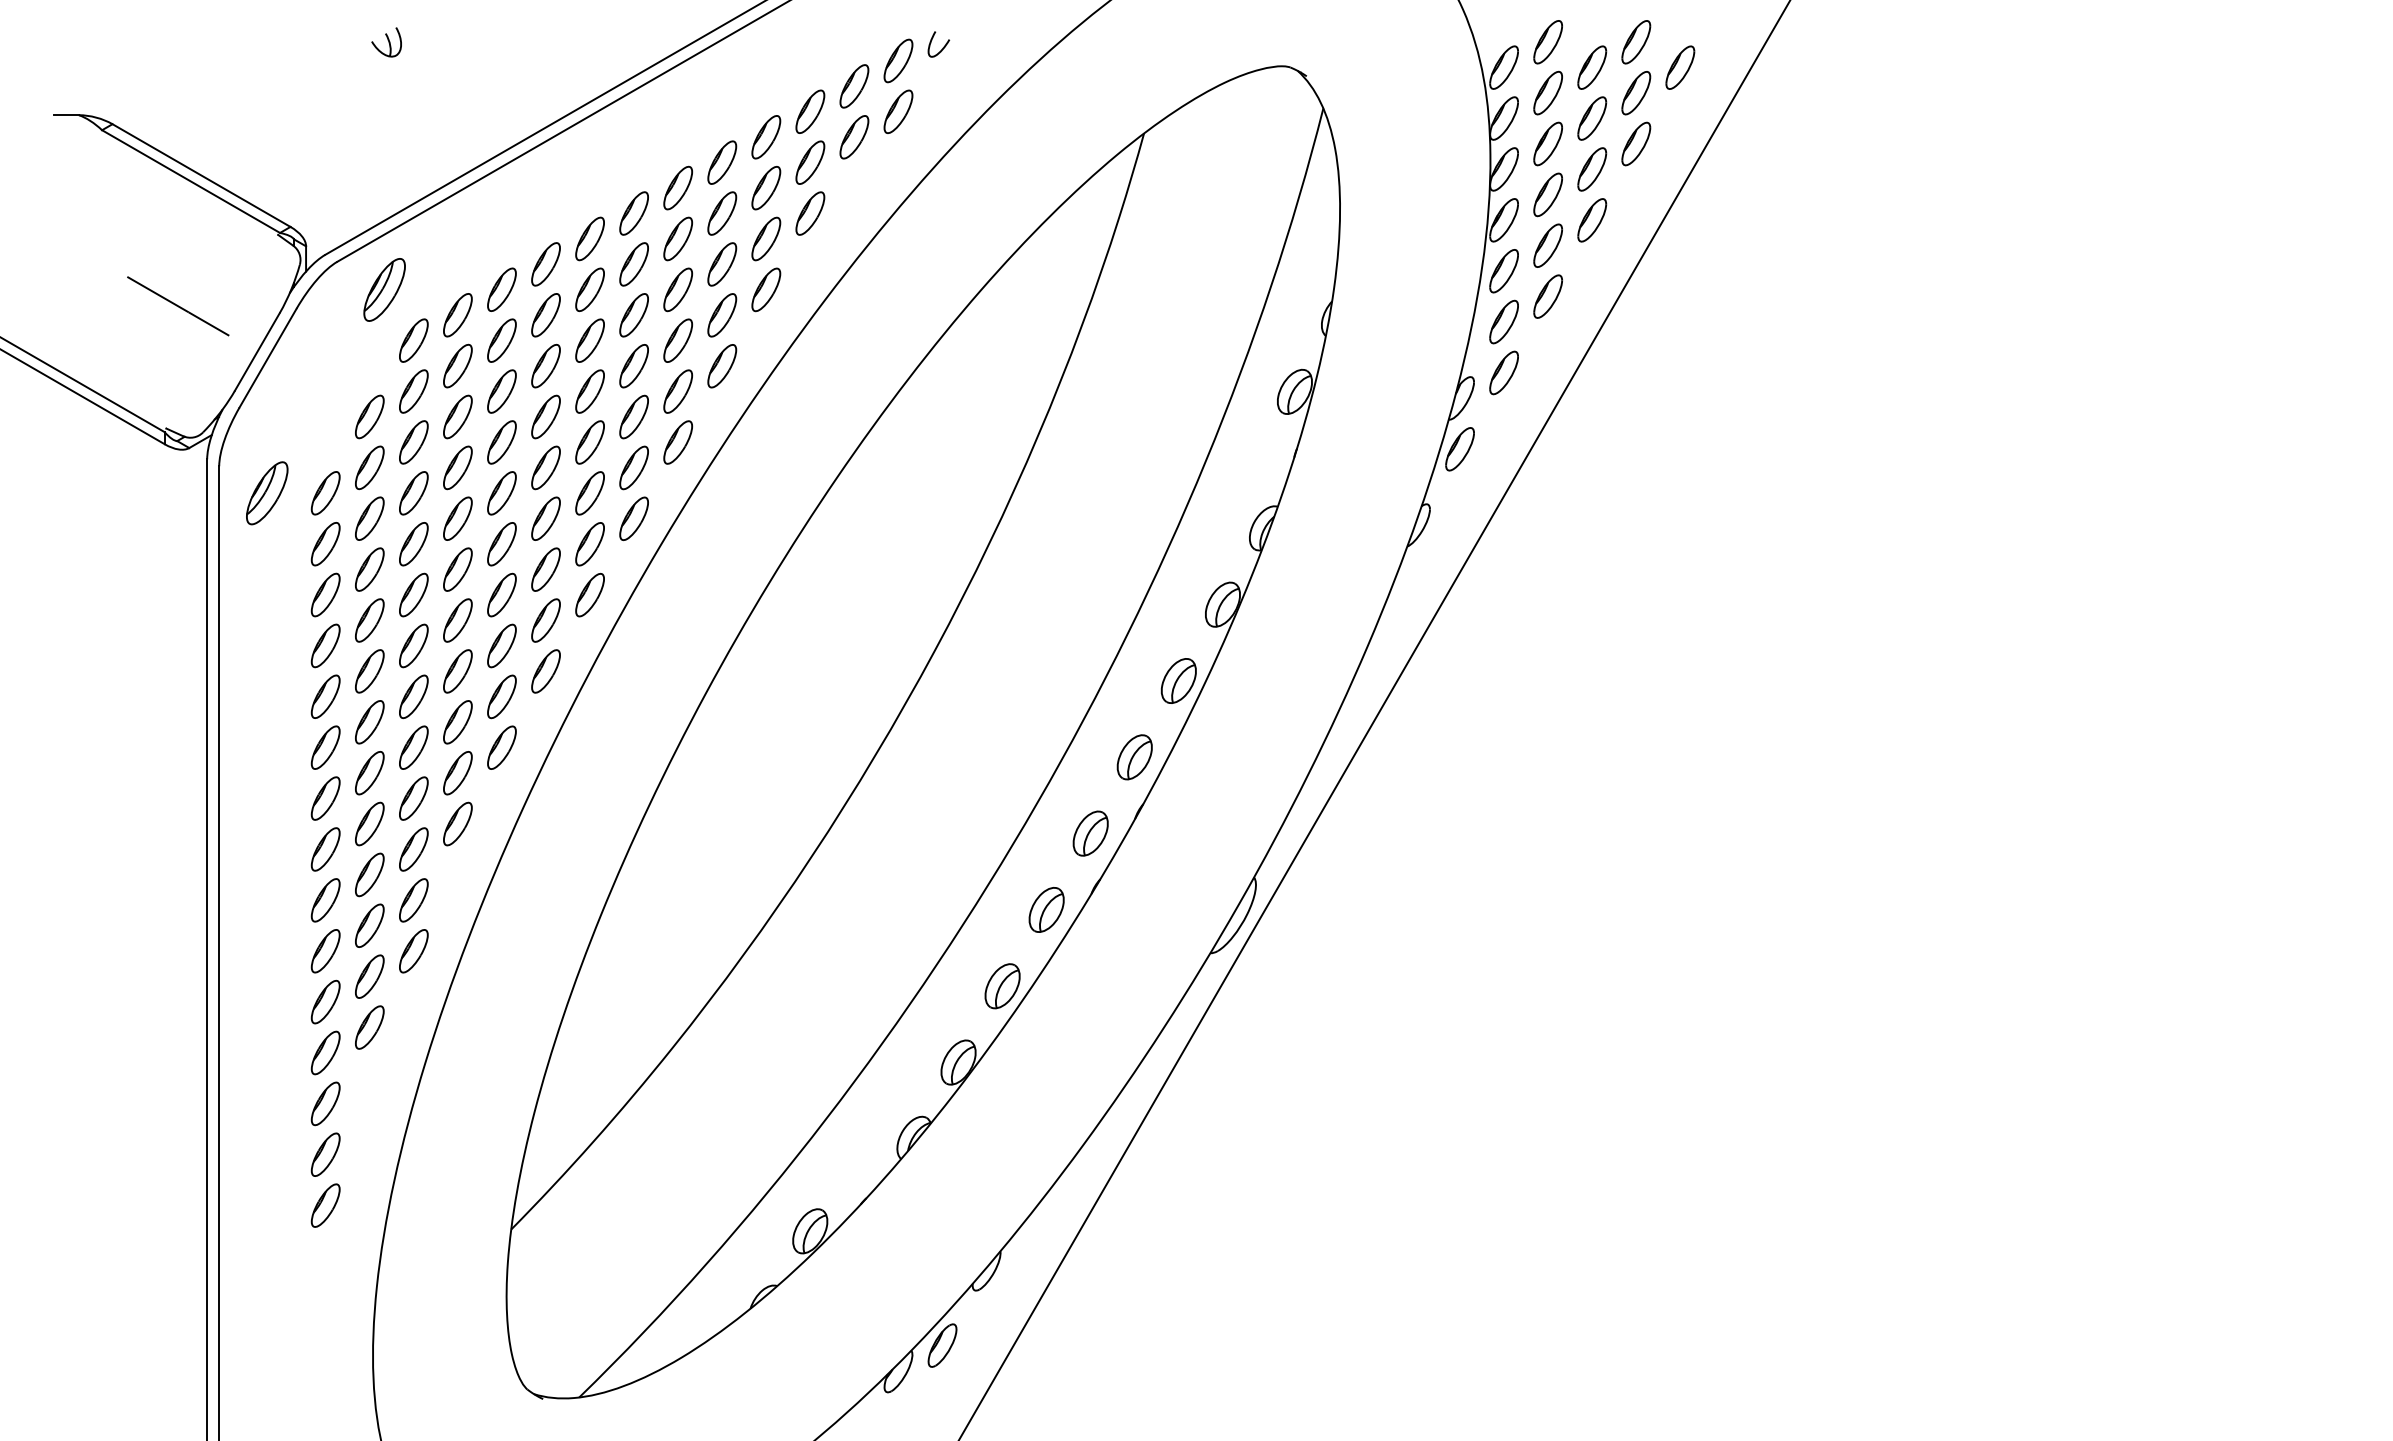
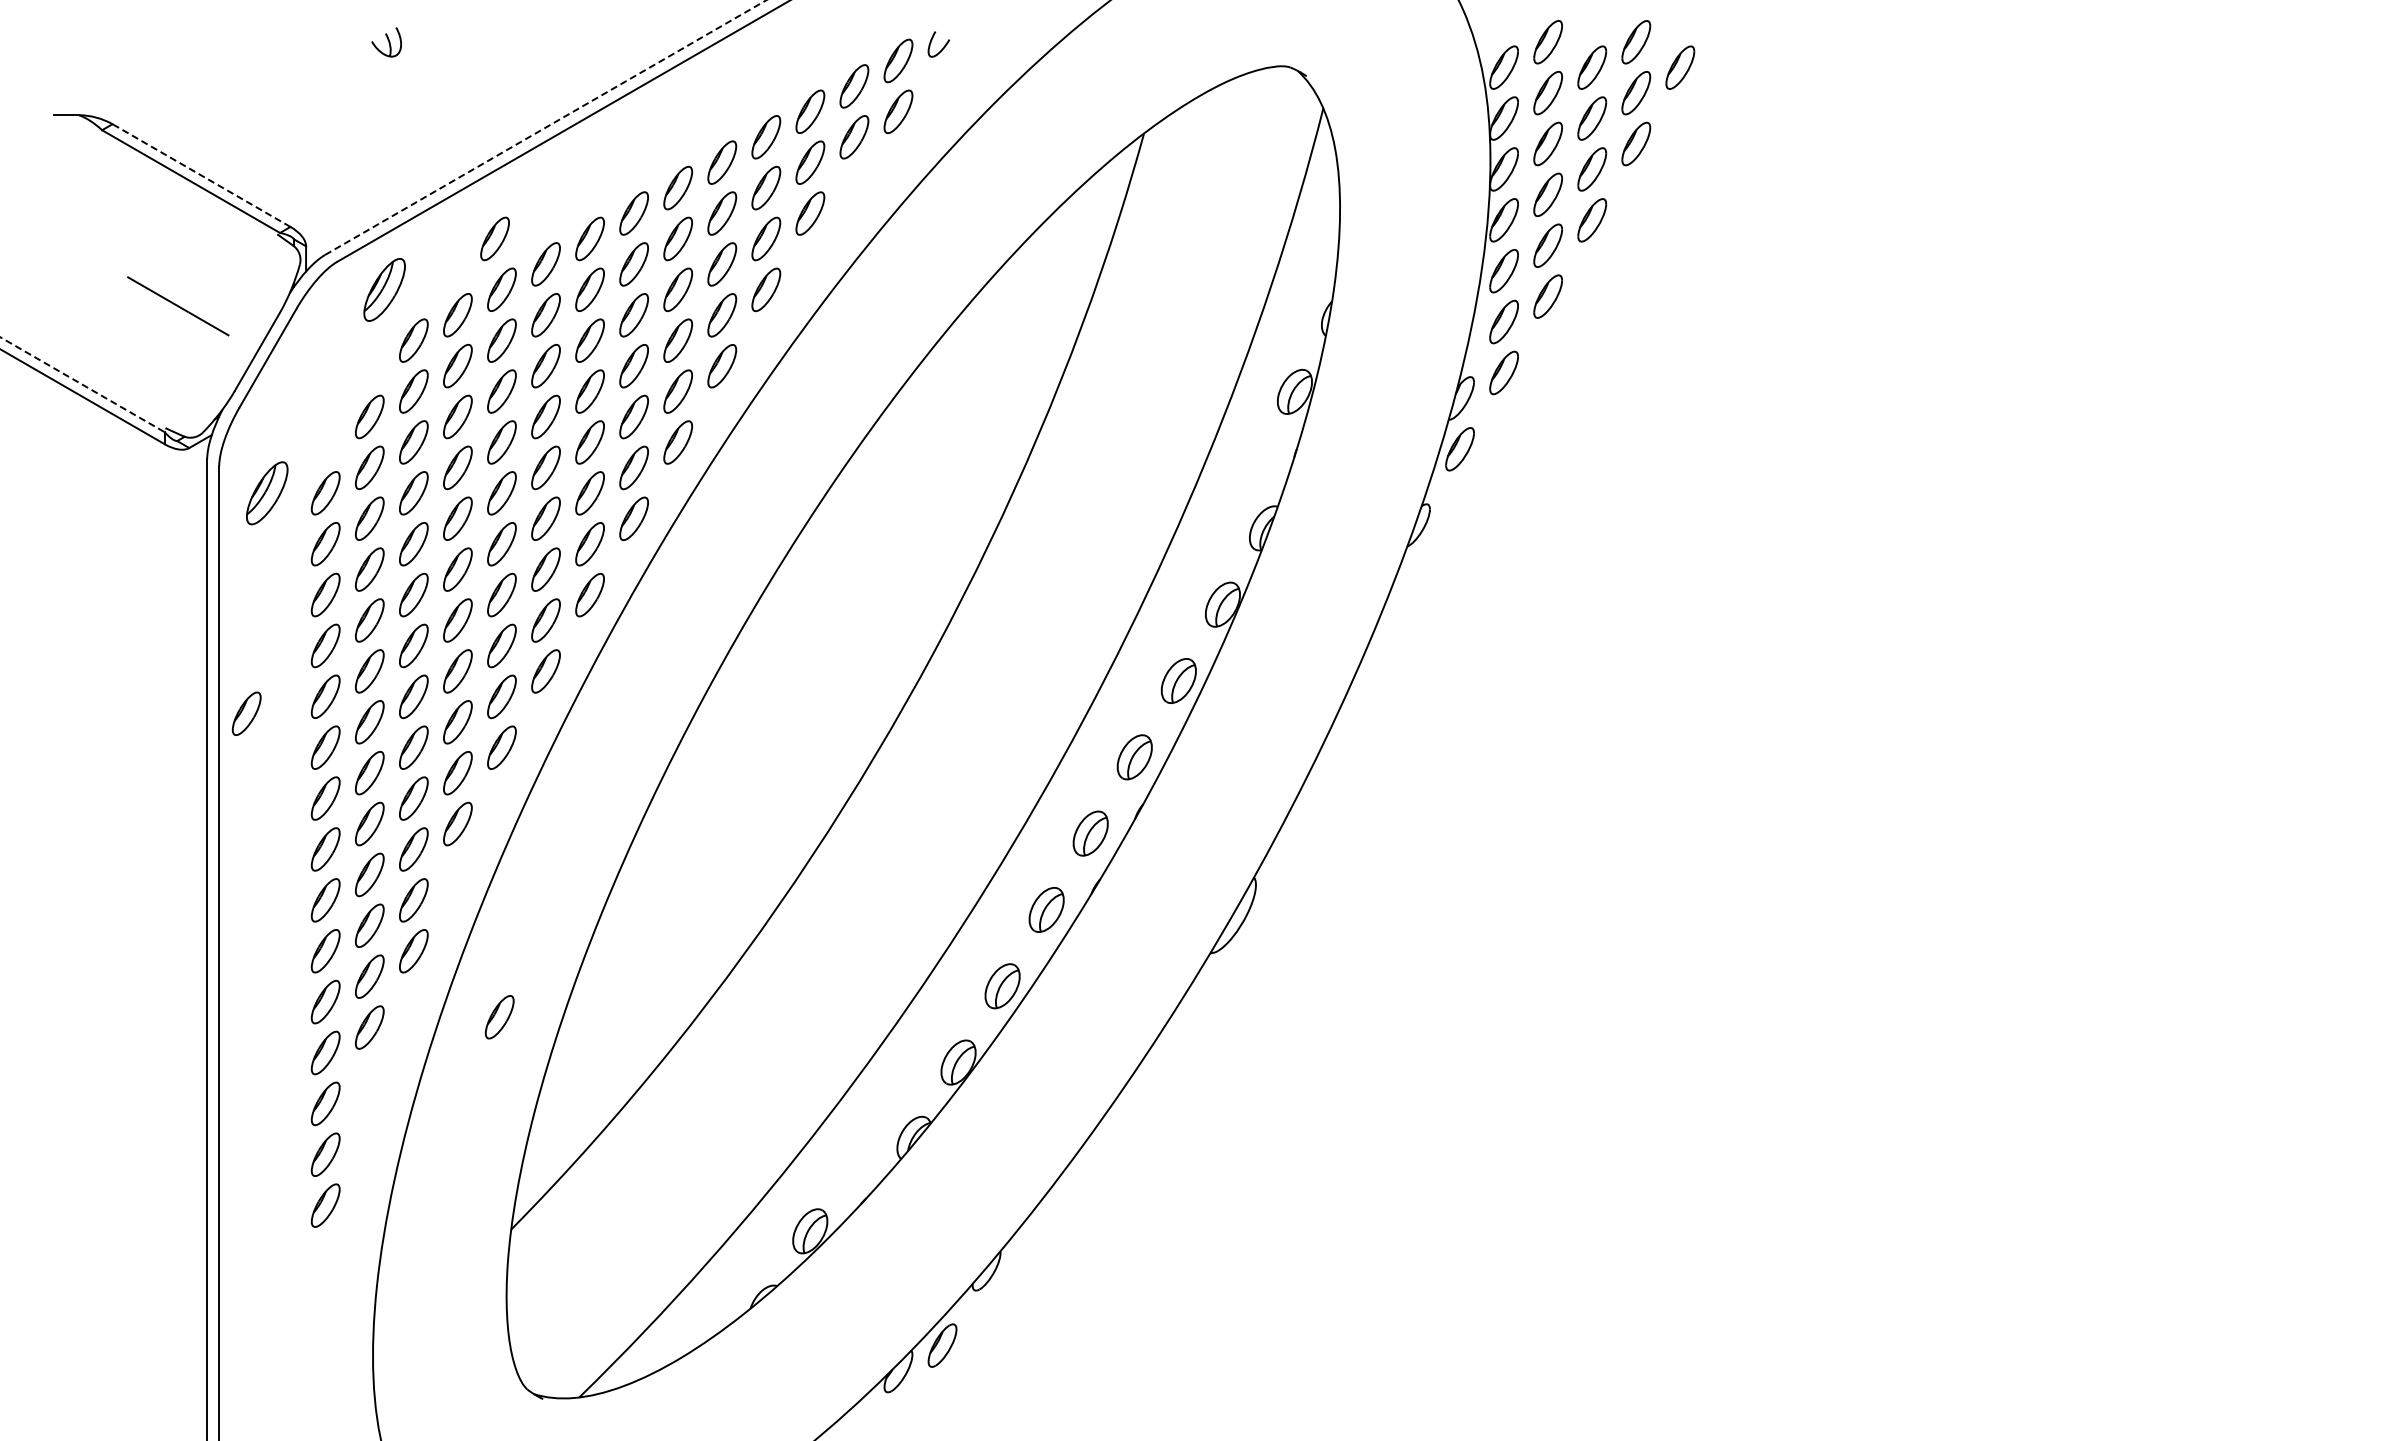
line: solid -> dashed (545, 127)
line: solid -> dashed (201, 175)
part: none -> present (494, 238)
line: solid -> dashed (82, 384)
part: none -> present (246, 713)
line: present -> none (1374, 719)
part: none -> present (499, 1017)
